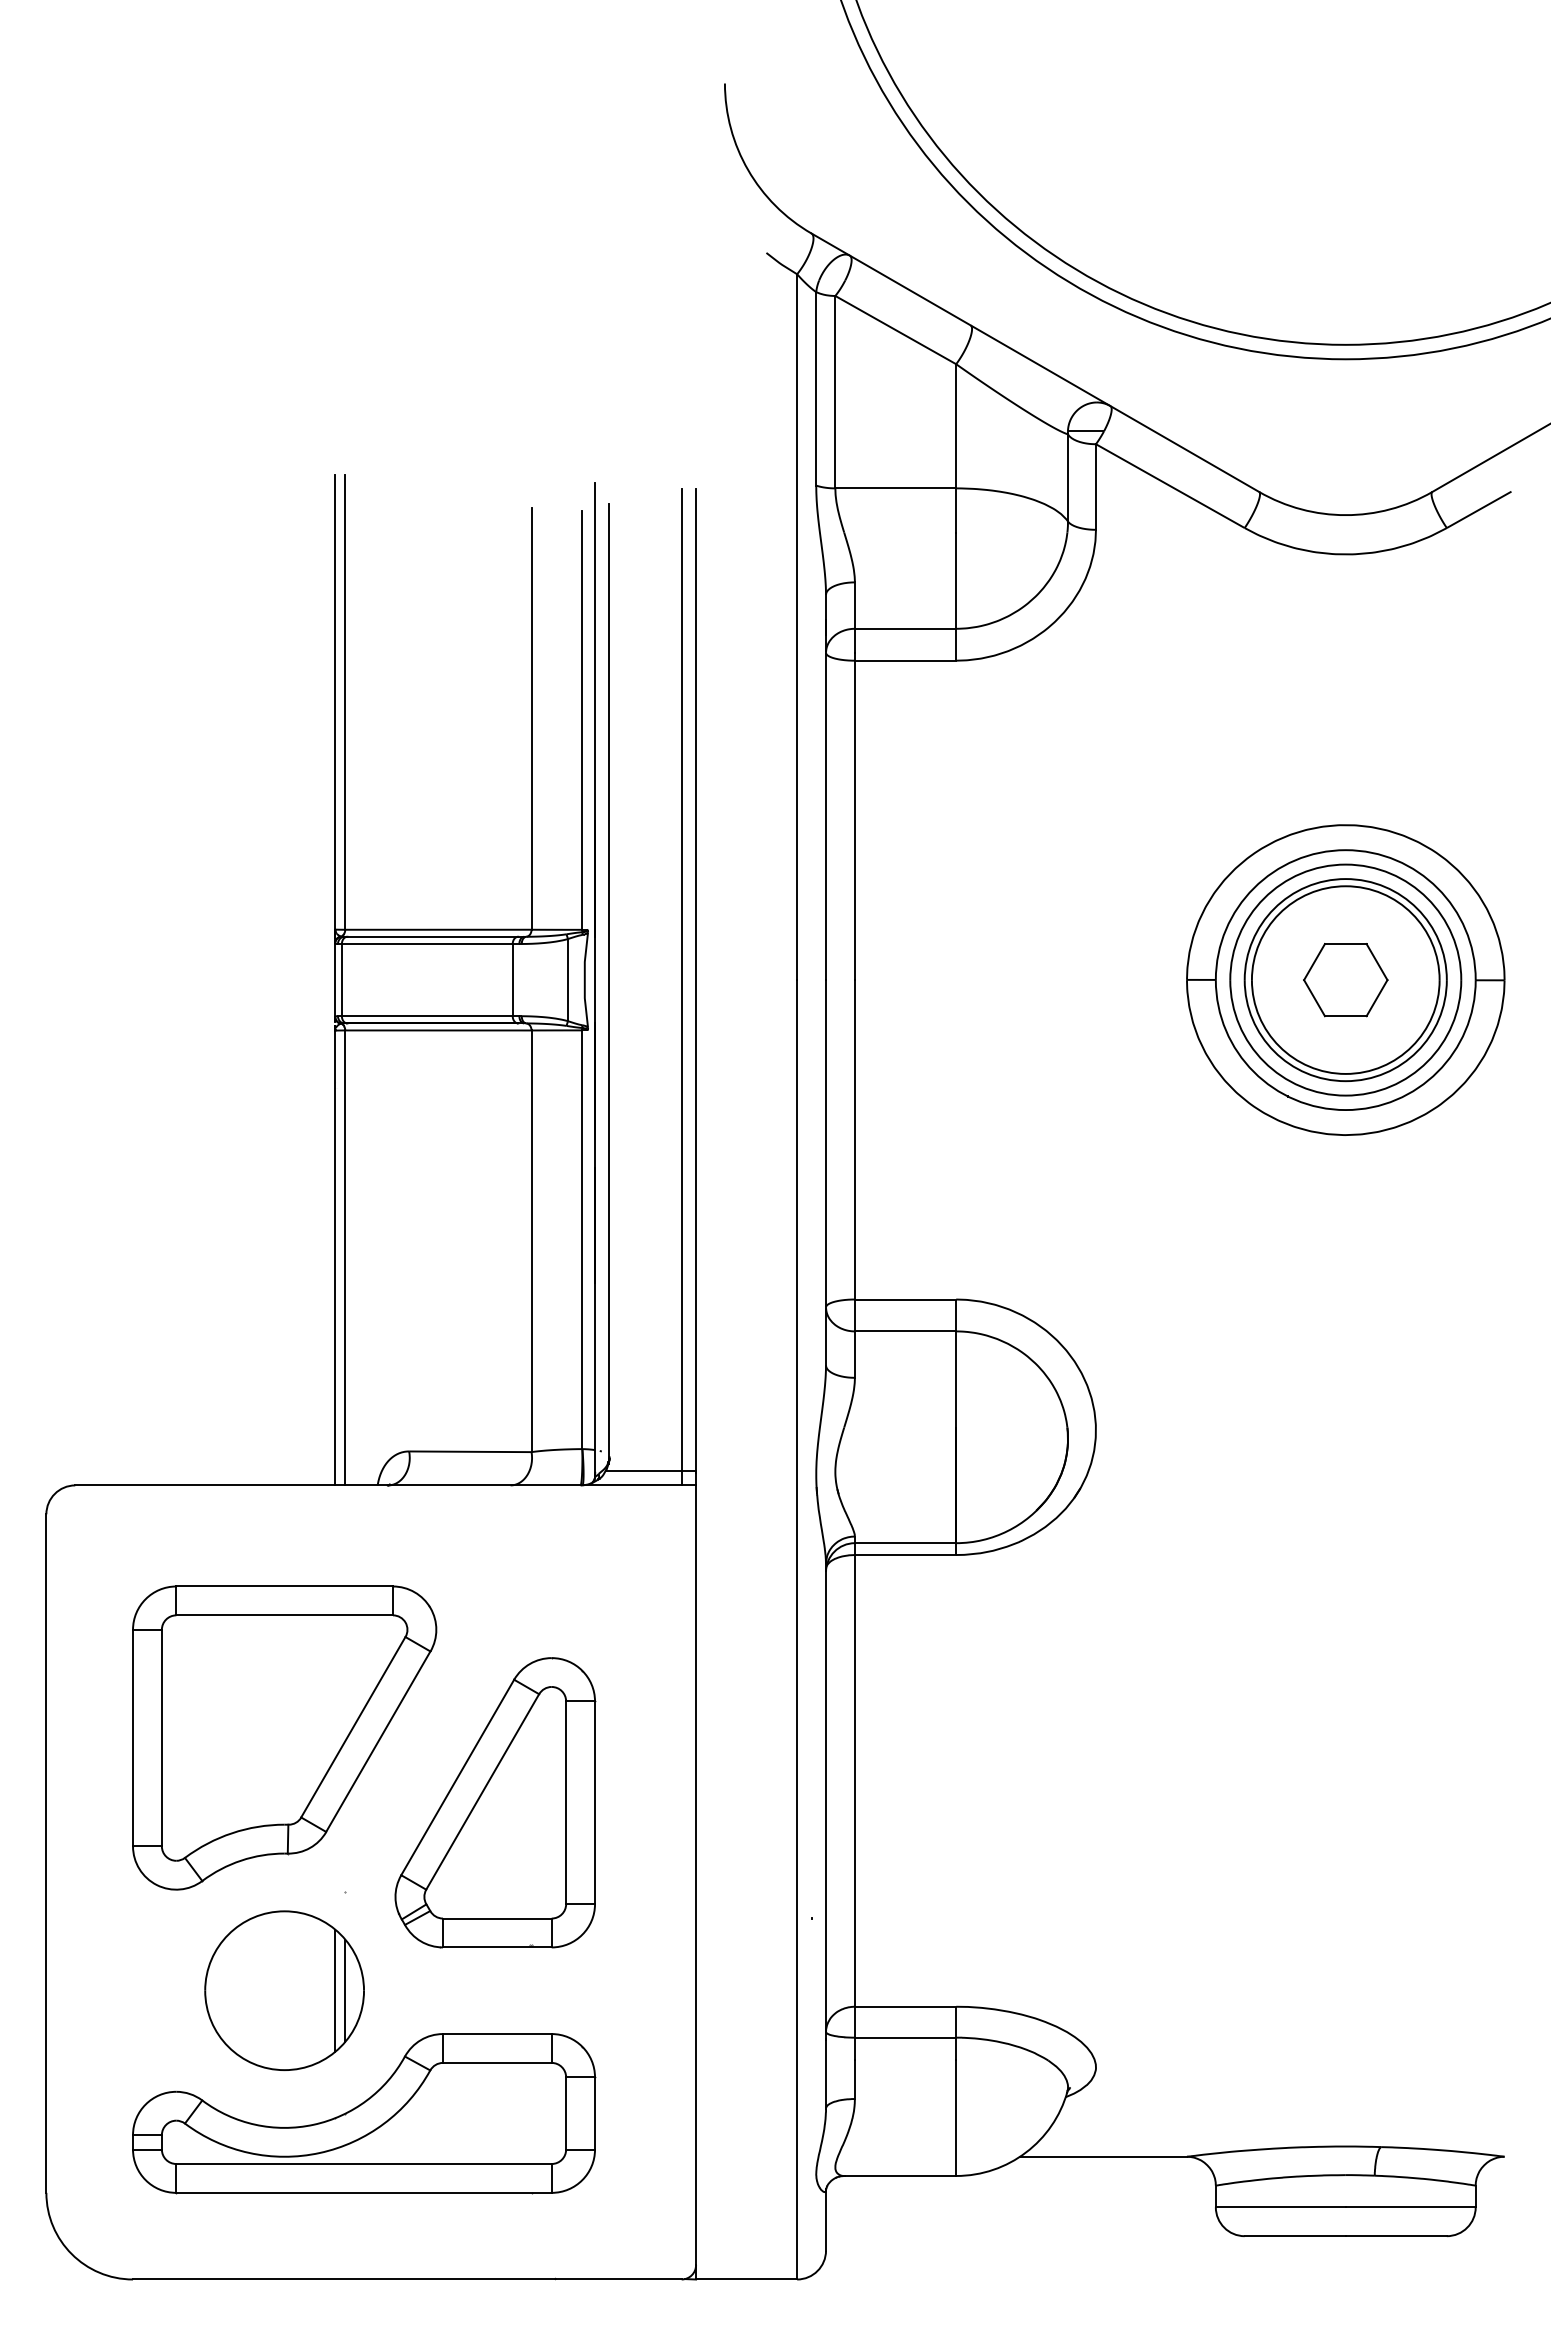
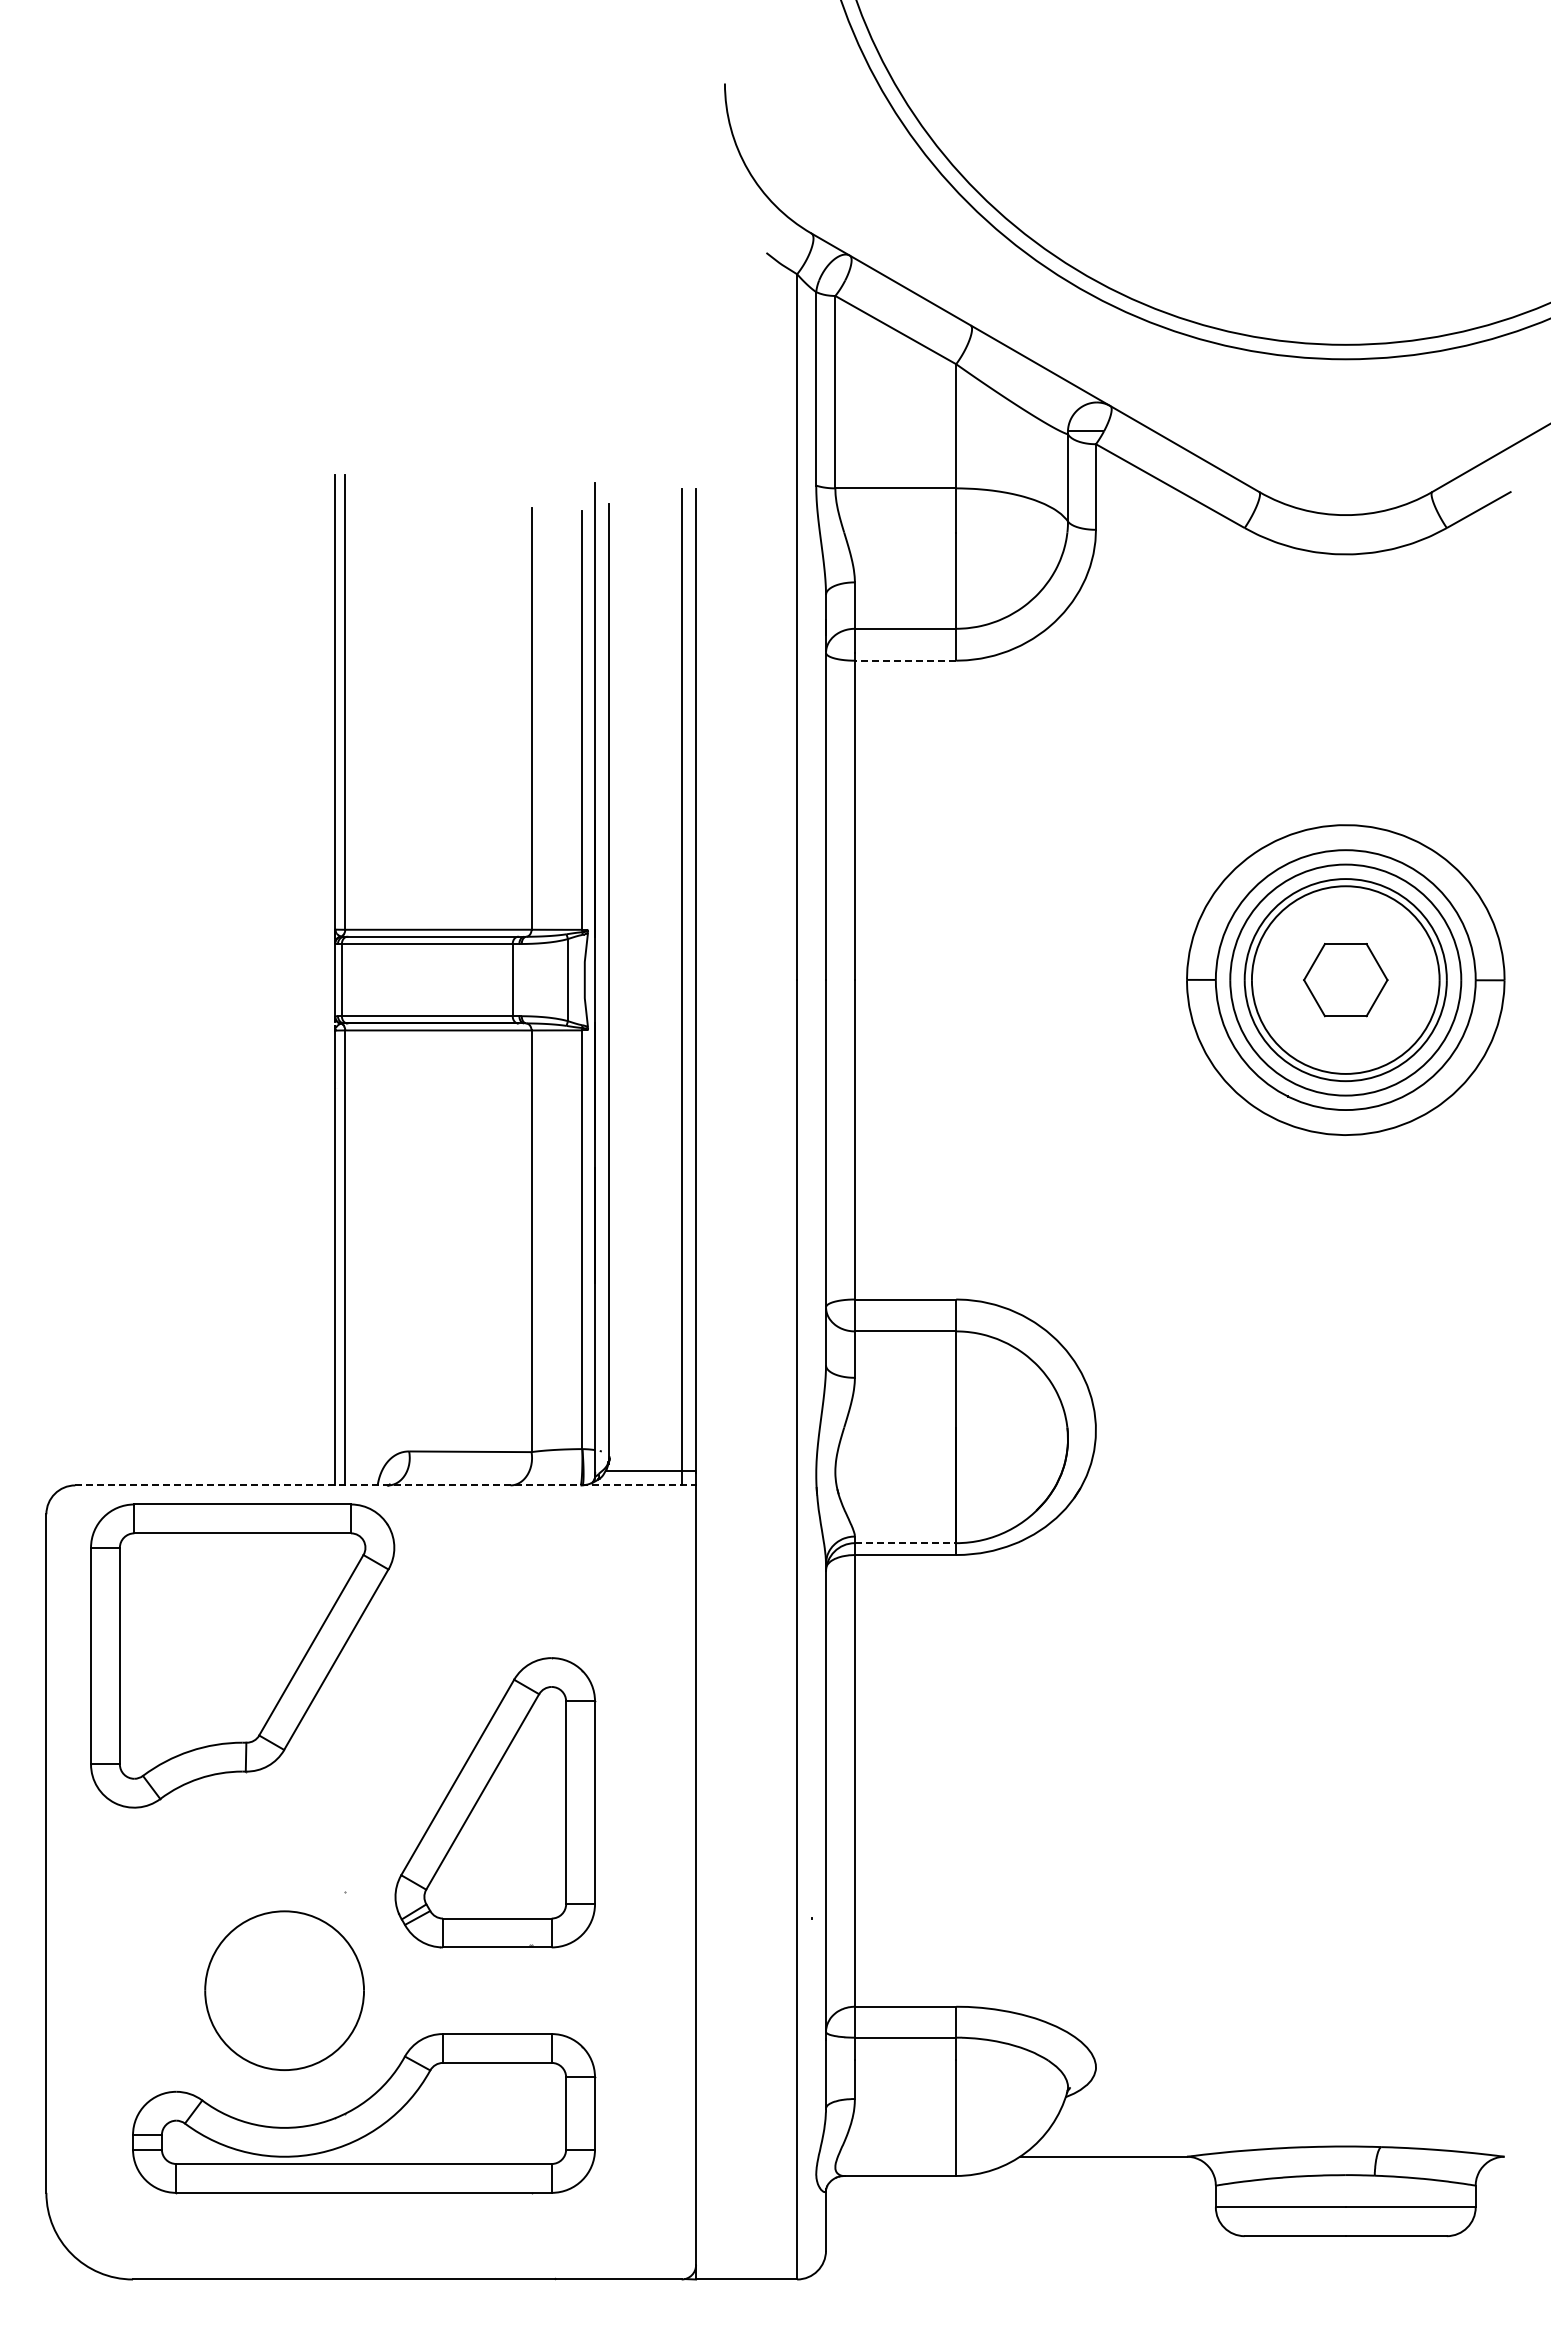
line: solid -> dashed (905, 660)
line: solid -> dashed (386, 1485)
line: solid -> dashed (905, 1543)
part position: (284, 1737) -> (242, 1655) (242, 1655)
line: present -> none (335, 1990)
line: present -> none (345, 1990)
